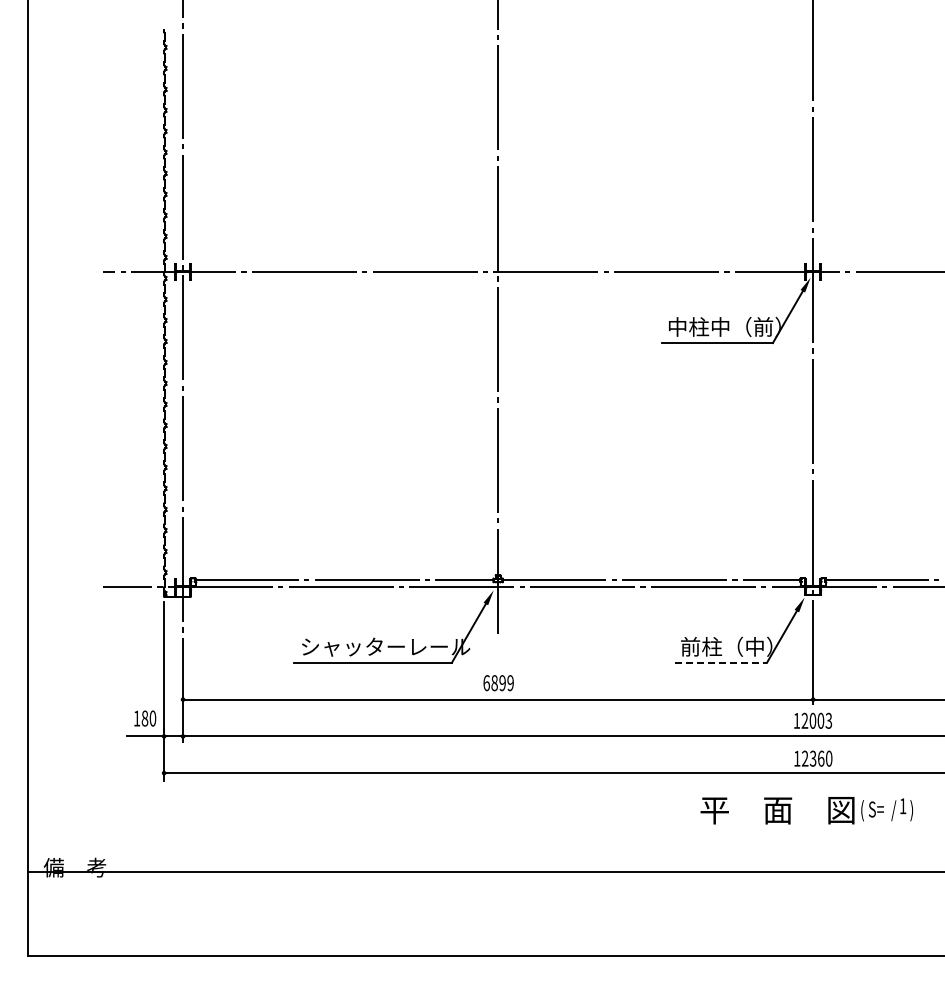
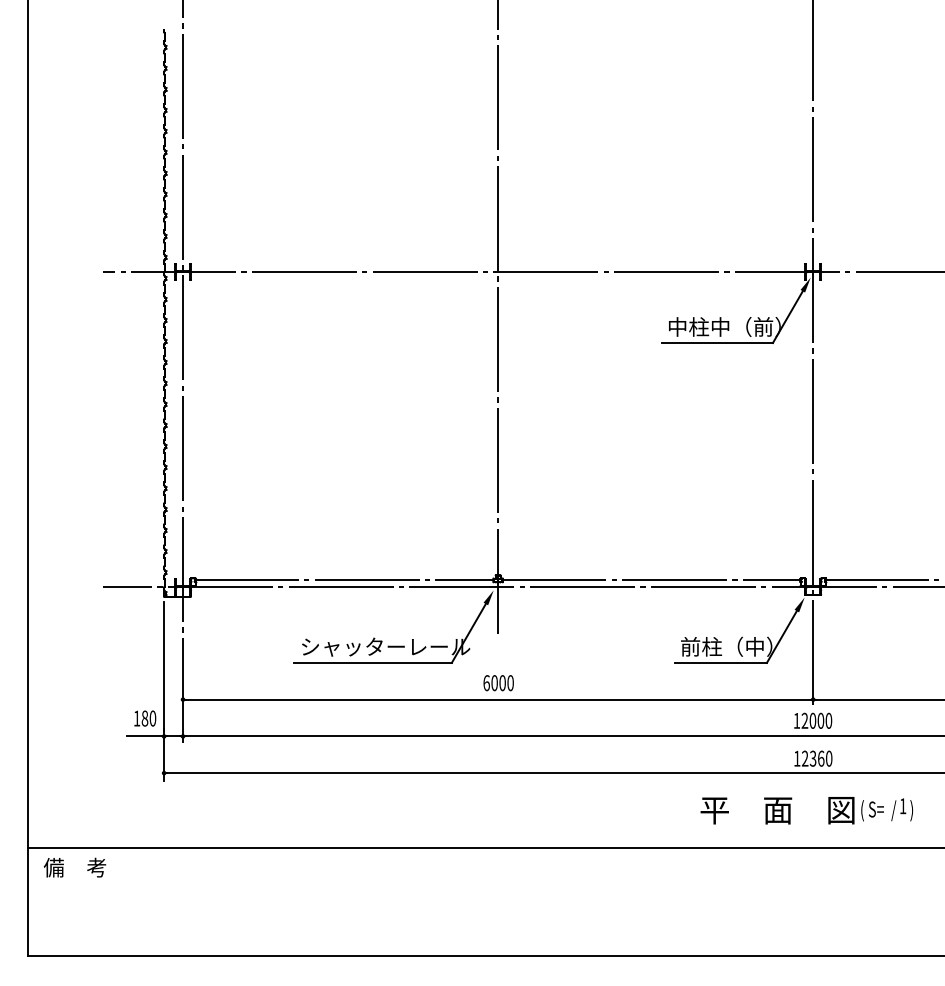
line: dashed -> solid (721, 662)
text: 6899 -> 6000 (502, 683)
text: 12003 -> 12000 (828, 720)
line position: (484, 871) -> (484, 847) (484, 847)
